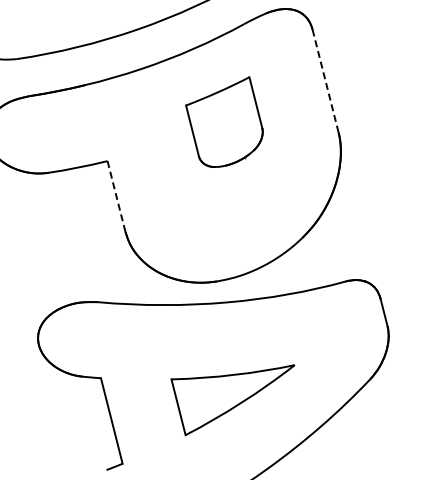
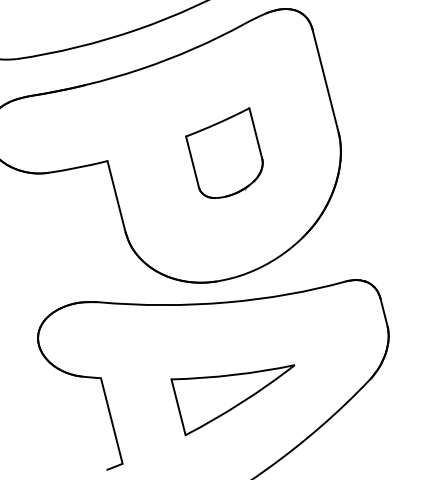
line: dashed -> solid (325, 81)
part position: (224, 121) -> (224, 152) (224, 152)
line: dashed -> solid (116, 196)
